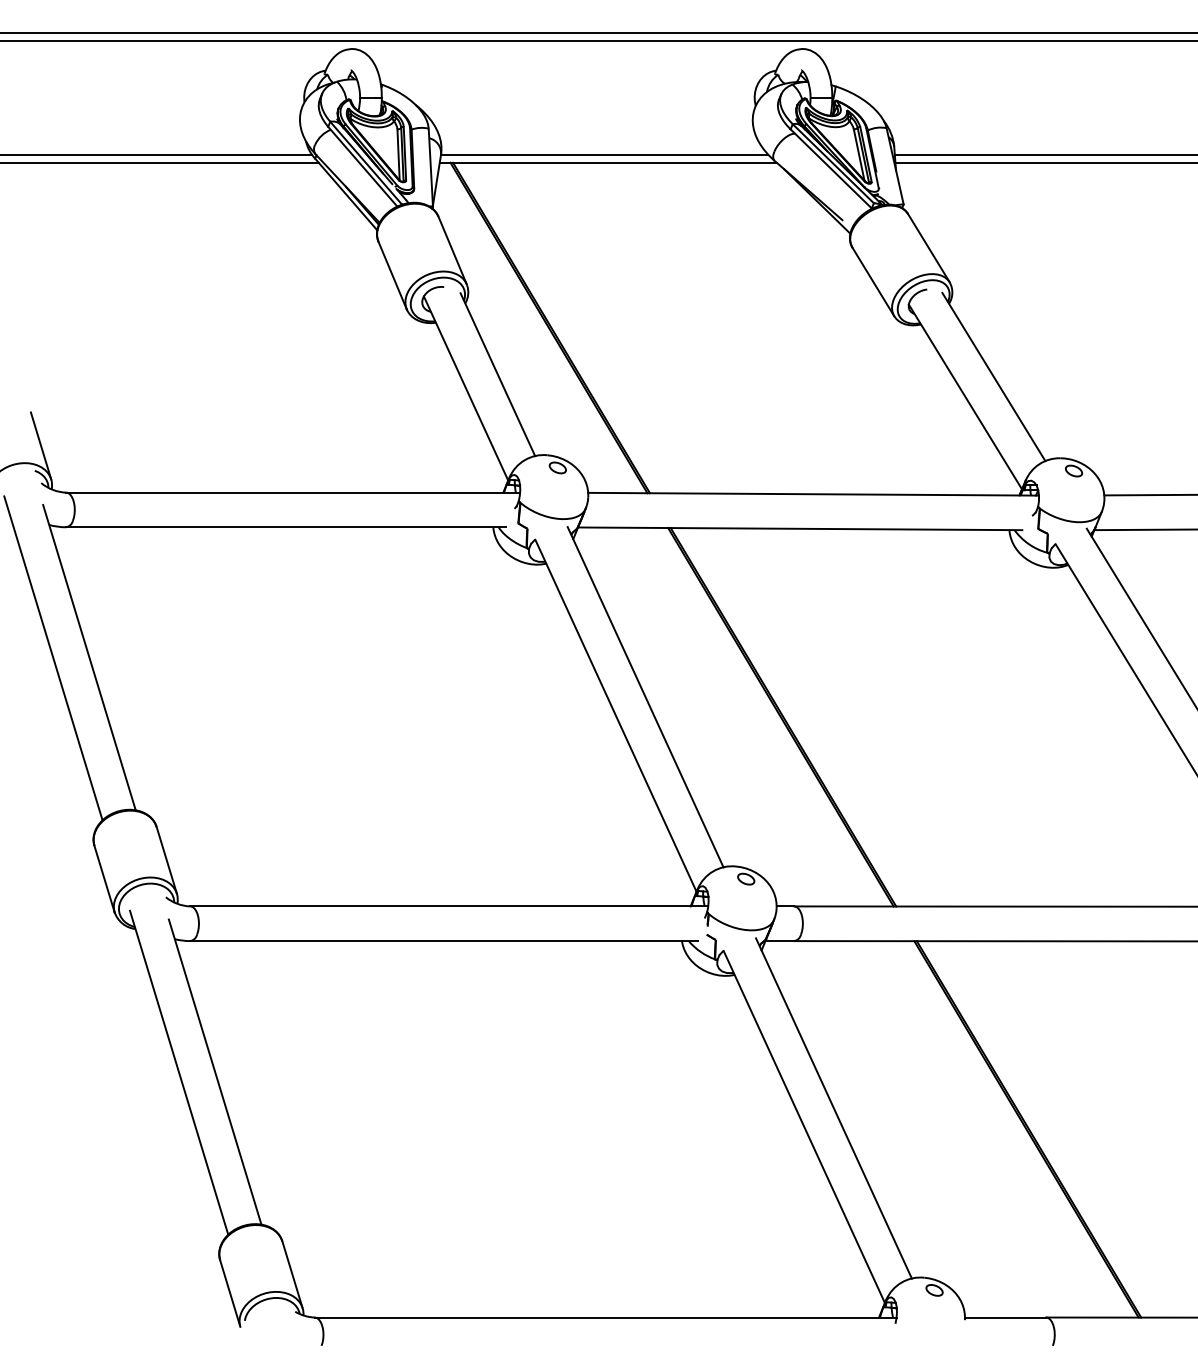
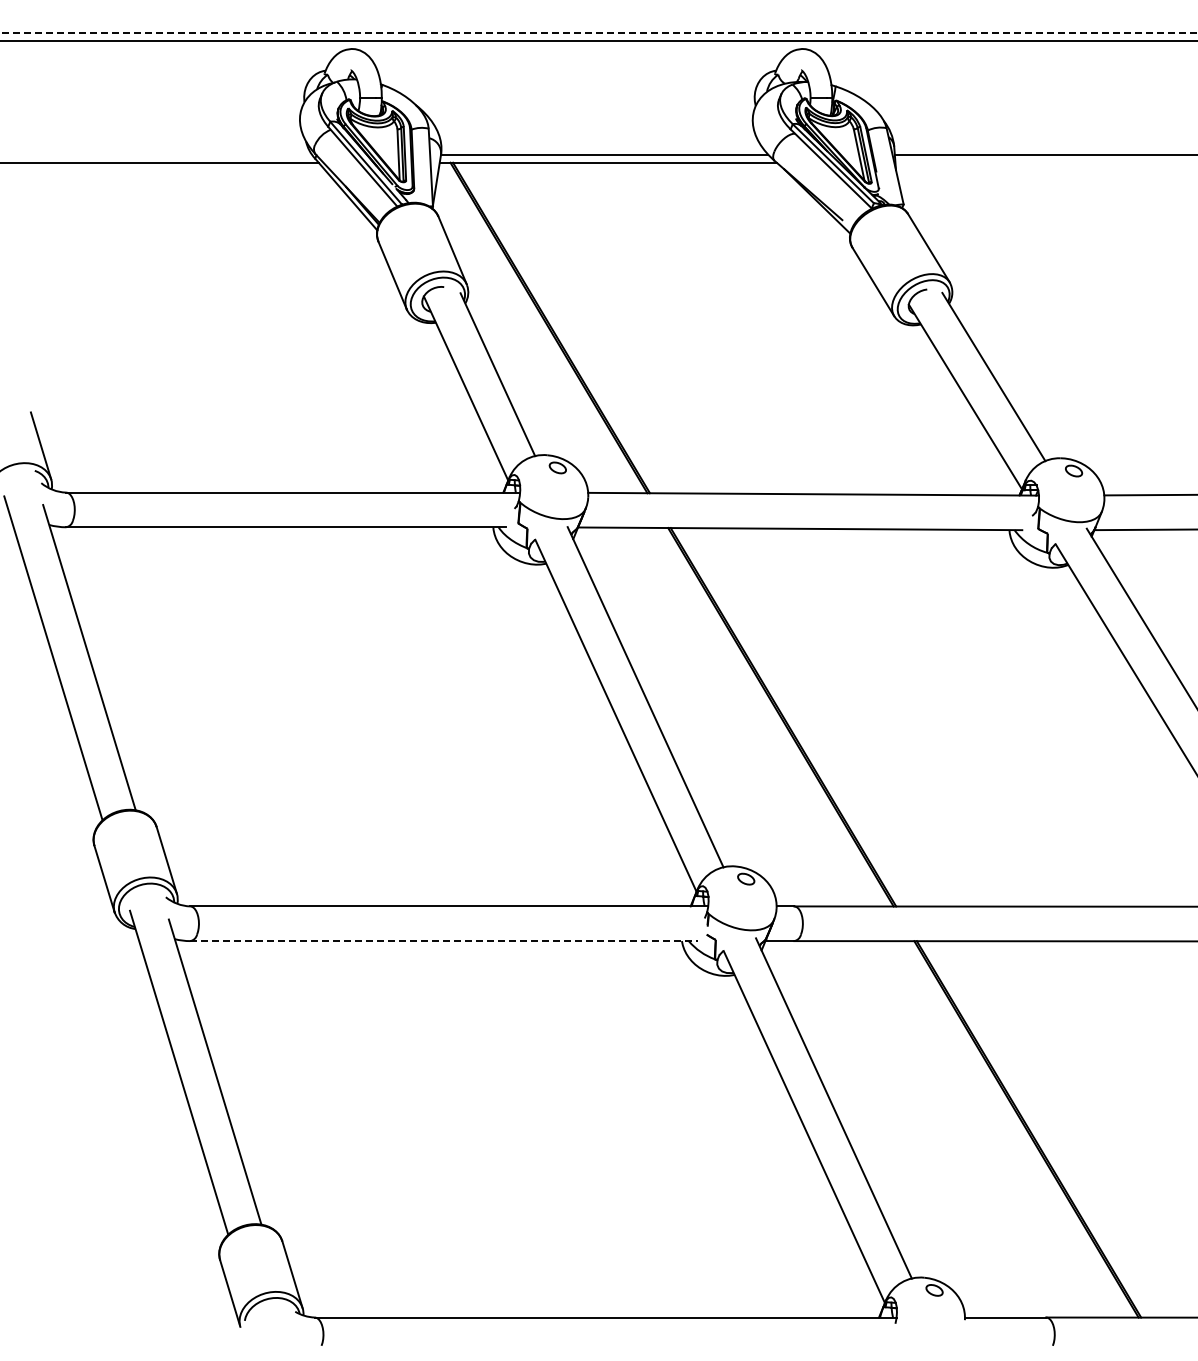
line: solid -> dashed (599, 32)
line: present -> none (156, 154)
line: present -> none (1044, 162)
line: solid -> dashed (443, 941)
